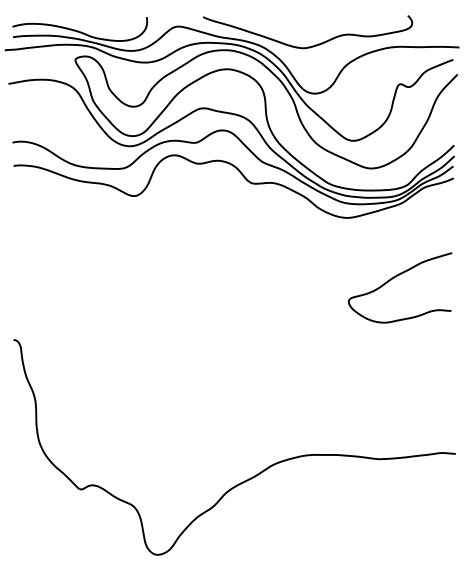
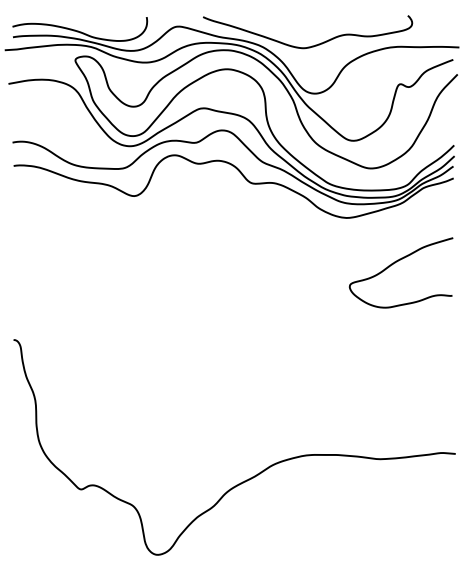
curve position: (394, 278) -> (395, 263) (395, 263)
